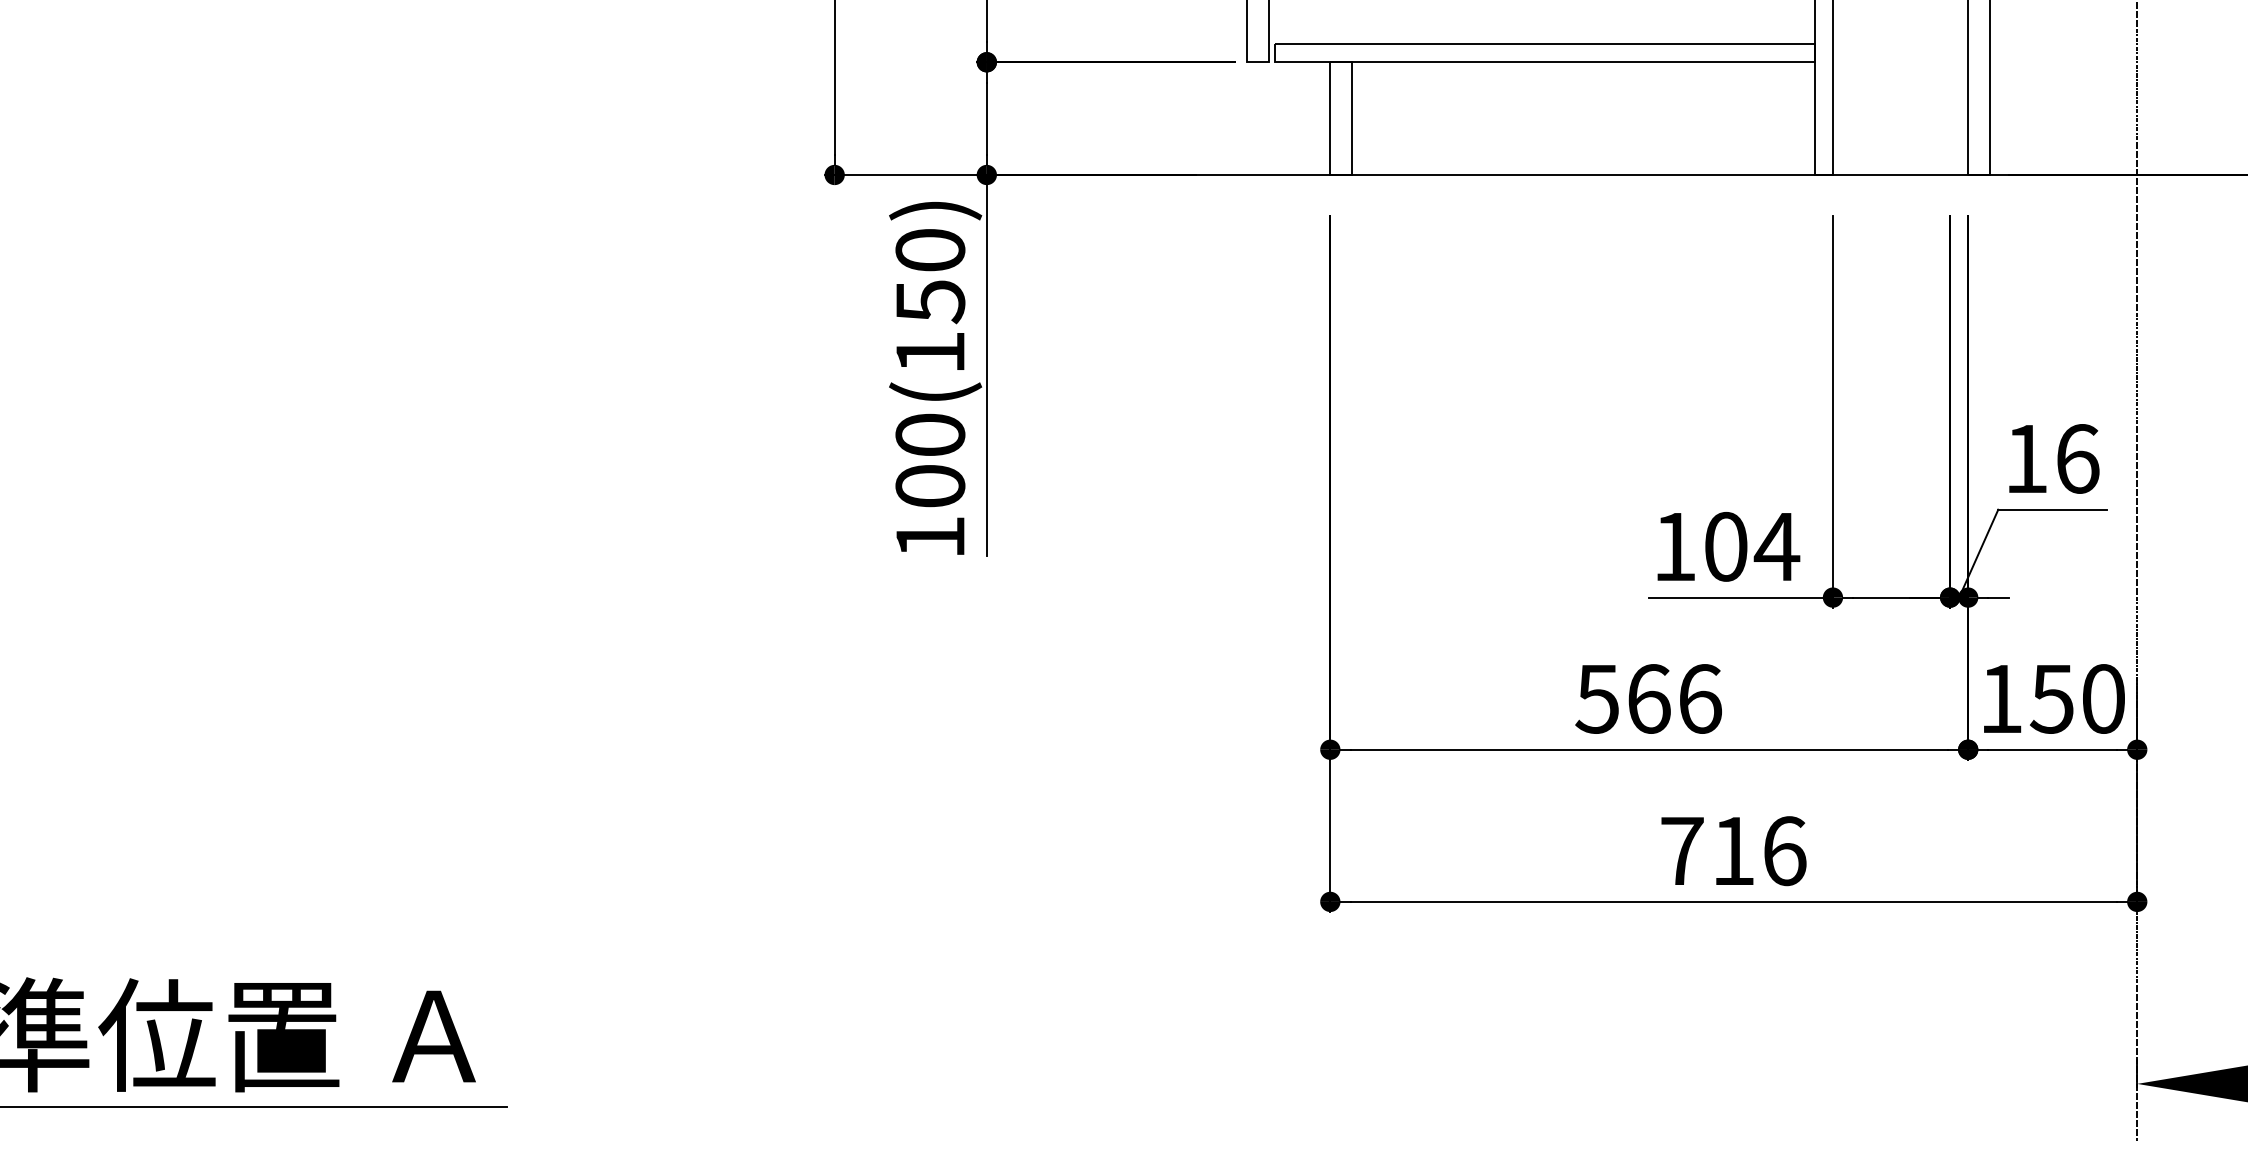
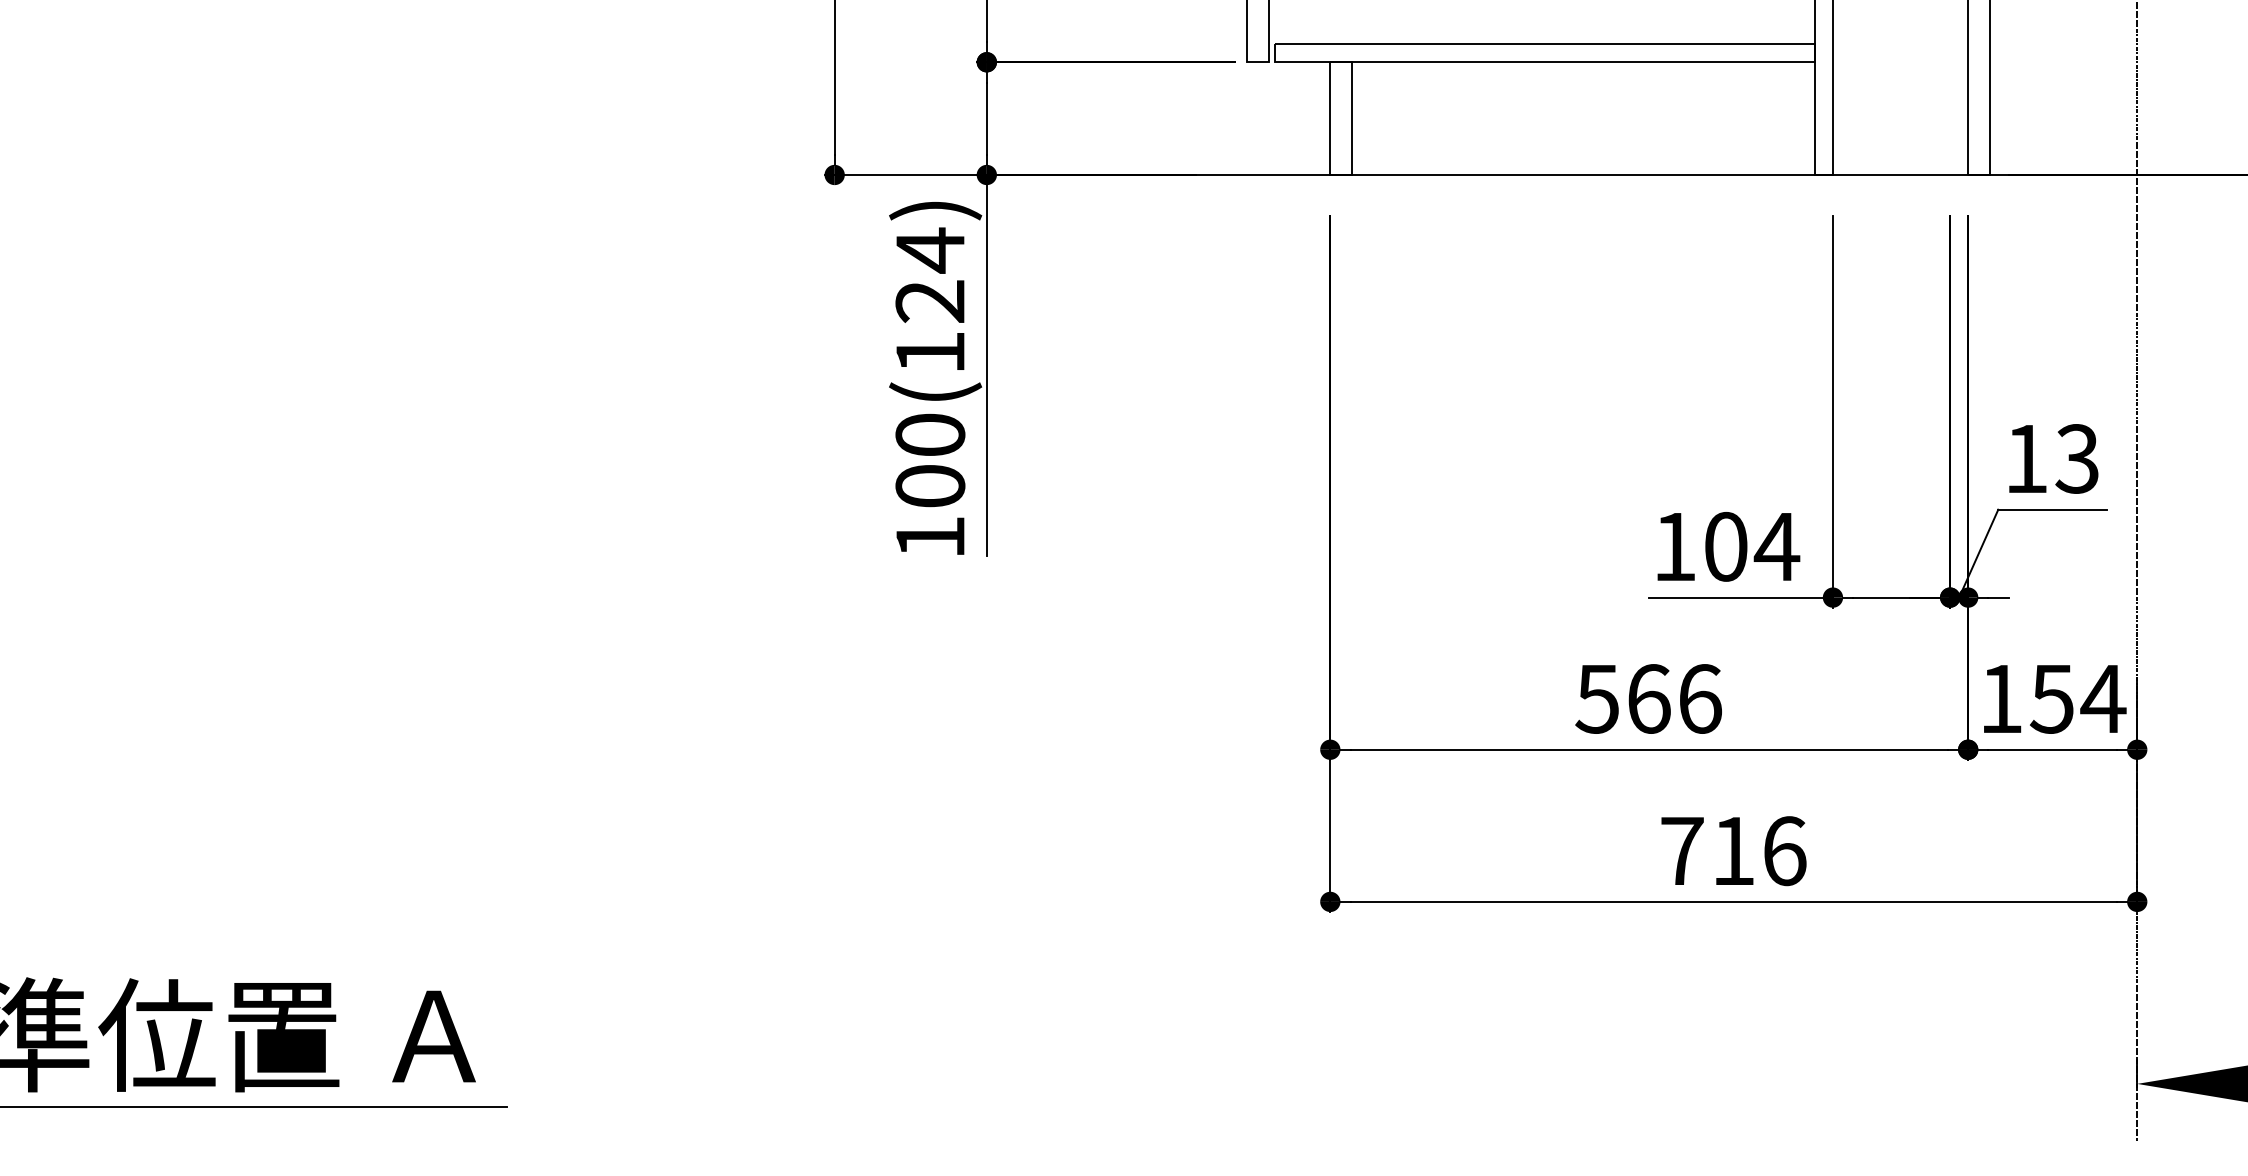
text: 100(150) -> 100(124) (930, 275)
text: 16 -> 13 (2077, 458)
text: 150 -> 154 (2103, 698)
